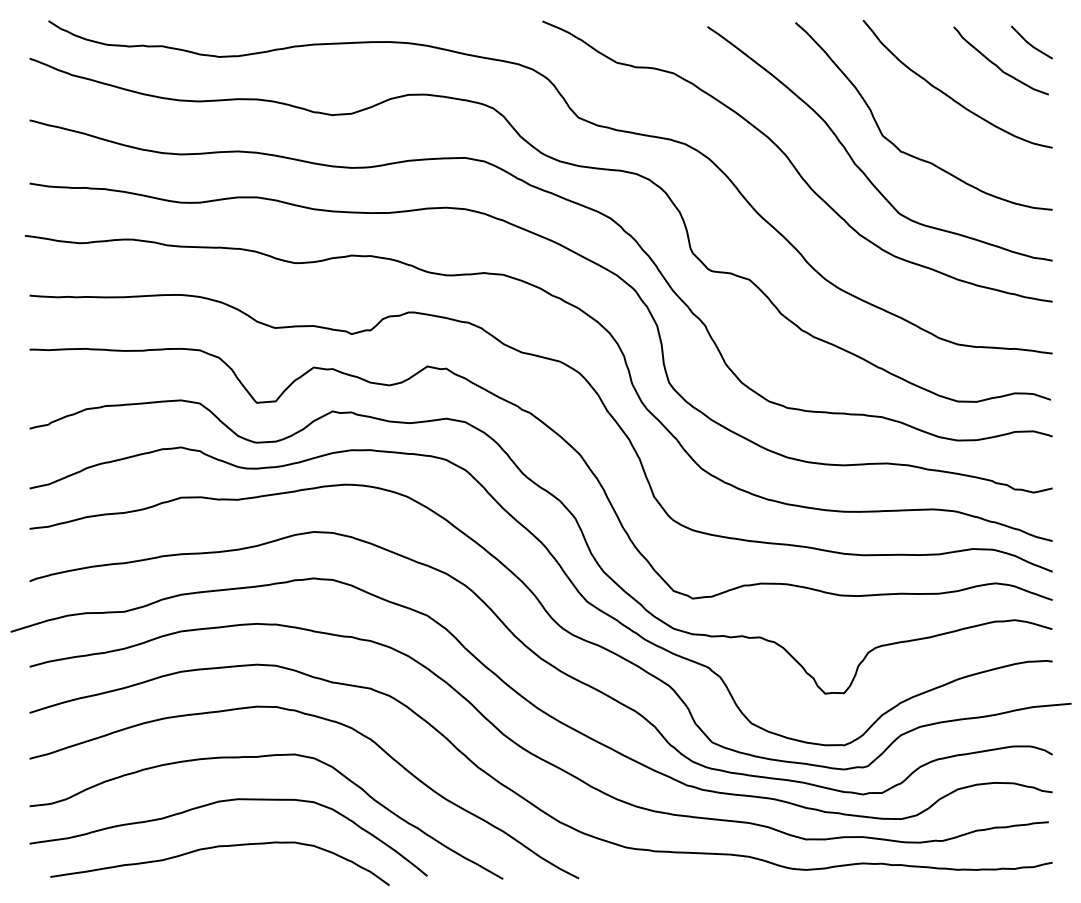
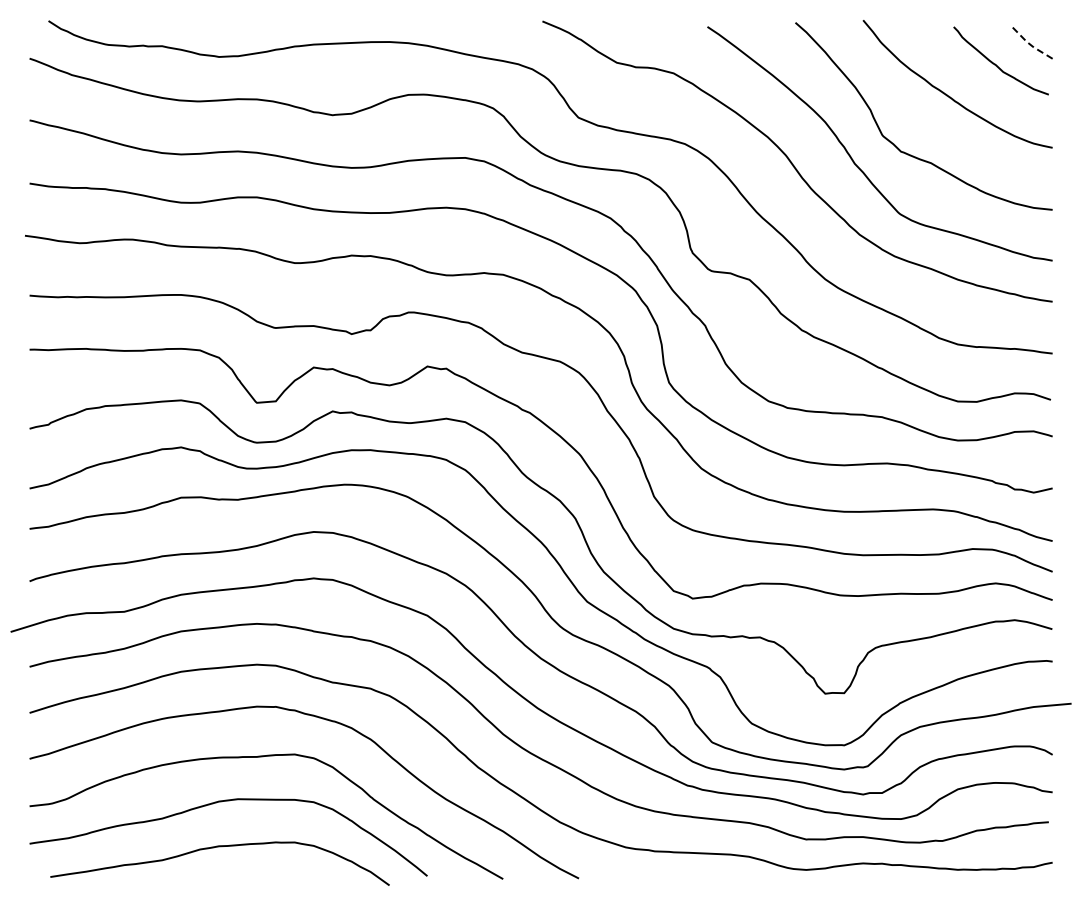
line: solid -> dashed (1030, 44)
